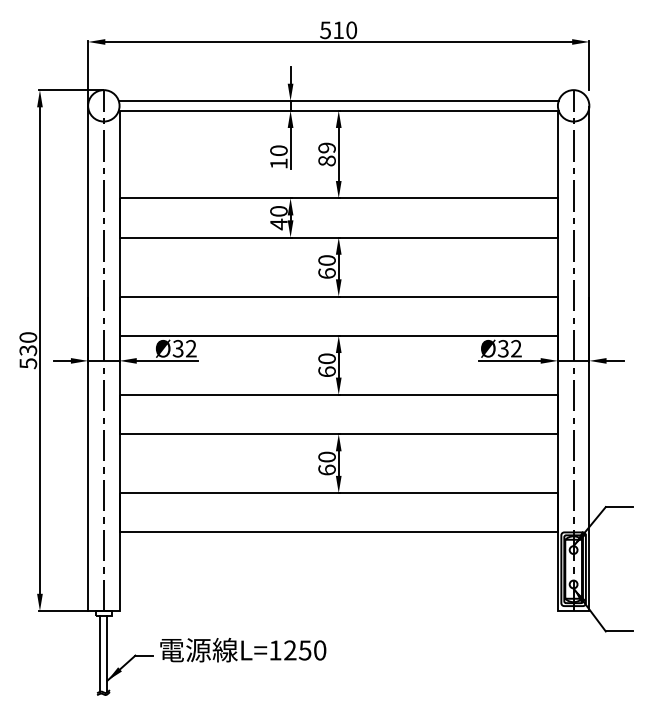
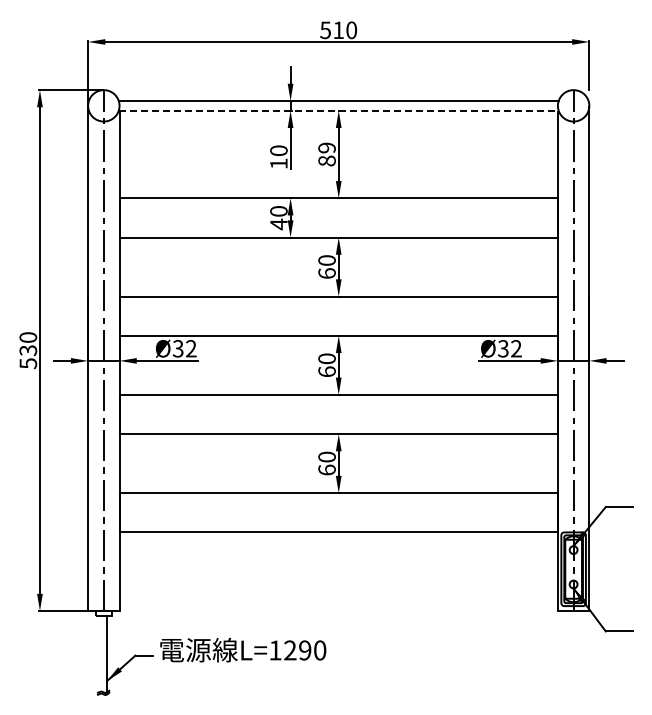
line: solid -> dashed (338, 110)
text: L=1250 -> L=1290 (305, 650)
line: present -> none (100, 653)
